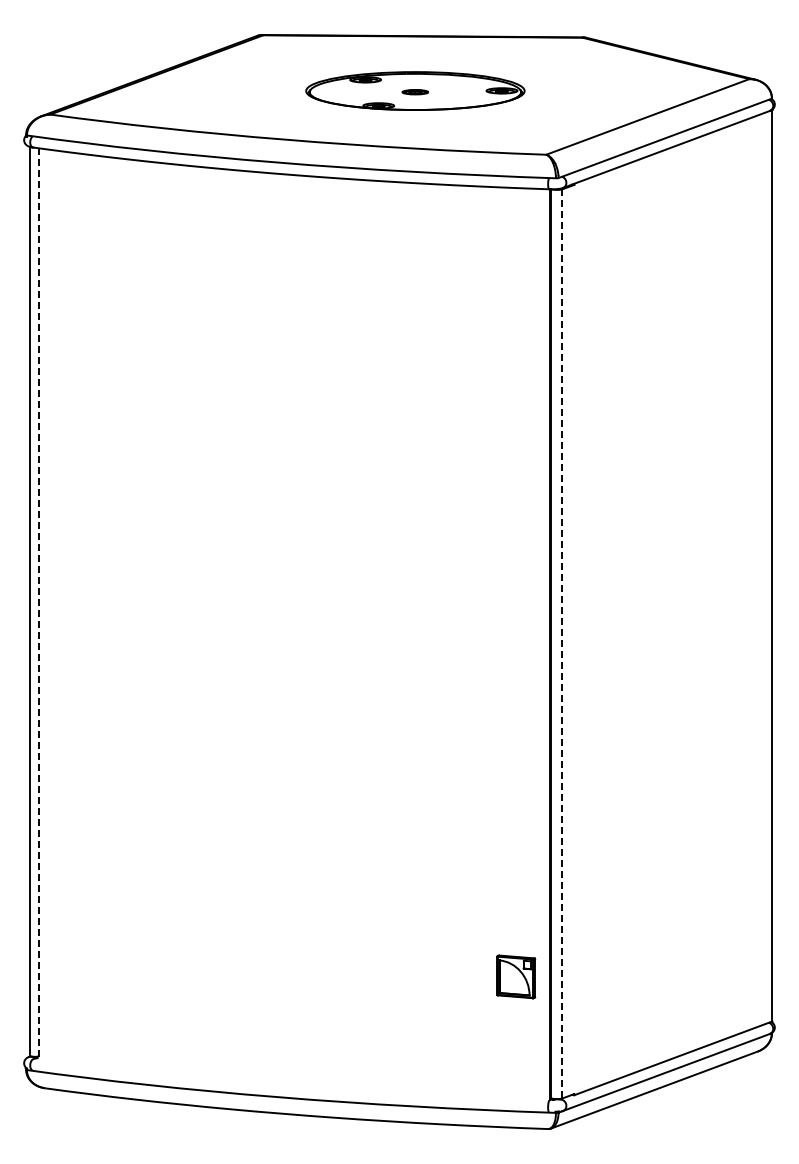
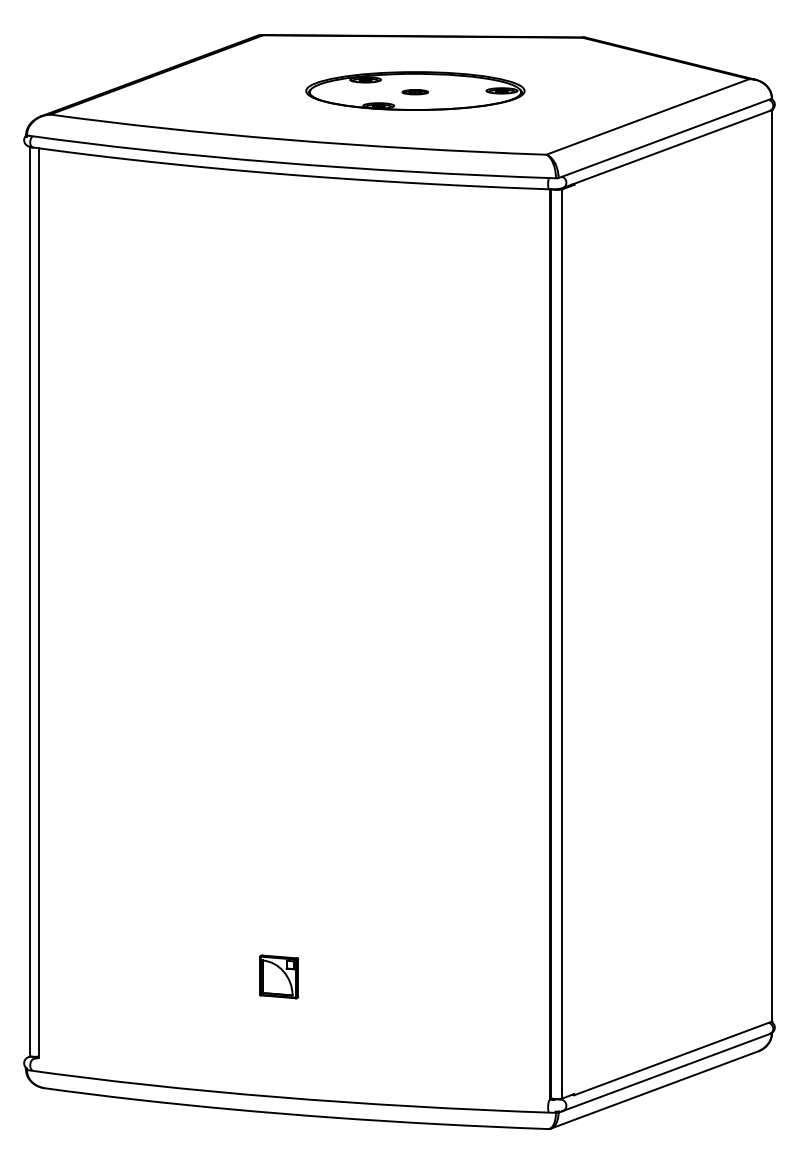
line: dashed -> solid (38, 603)
line: dashed -> solid (562, 643)
part position: (516, 976) -> (279, 976) (279, 976)
